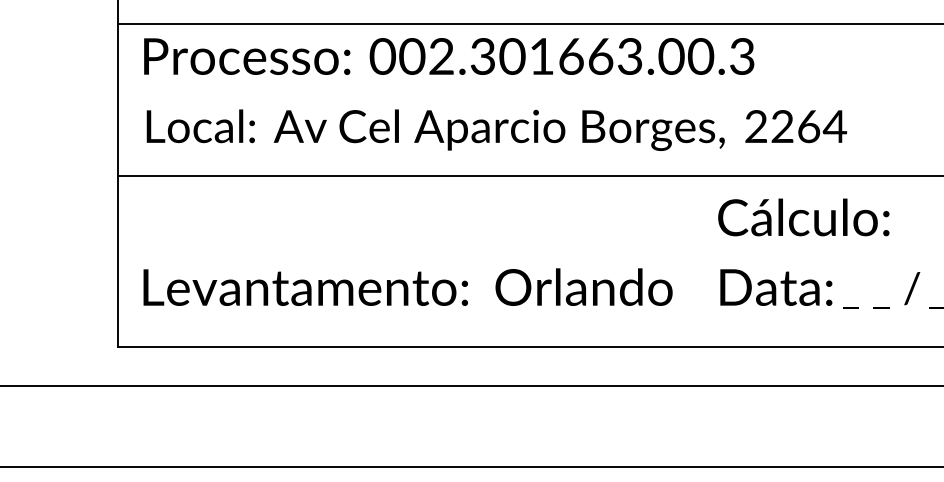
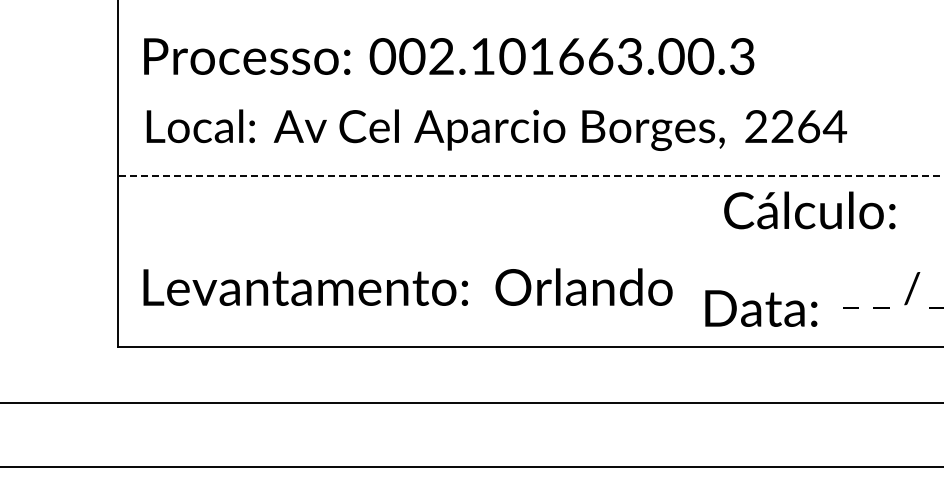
line: present -> none (528, 24)
text: 002.301663.00.3 -> 002.101663.00.3 (482, 56)
line: solid -> dashed (530, 175)
text position: (803, 217) -> (809, 210) (809, 210)
text position: (776, 287) -> (761, 308) (761, 308)
line position: (471, 386) -> (471, 403) (471, 403)
